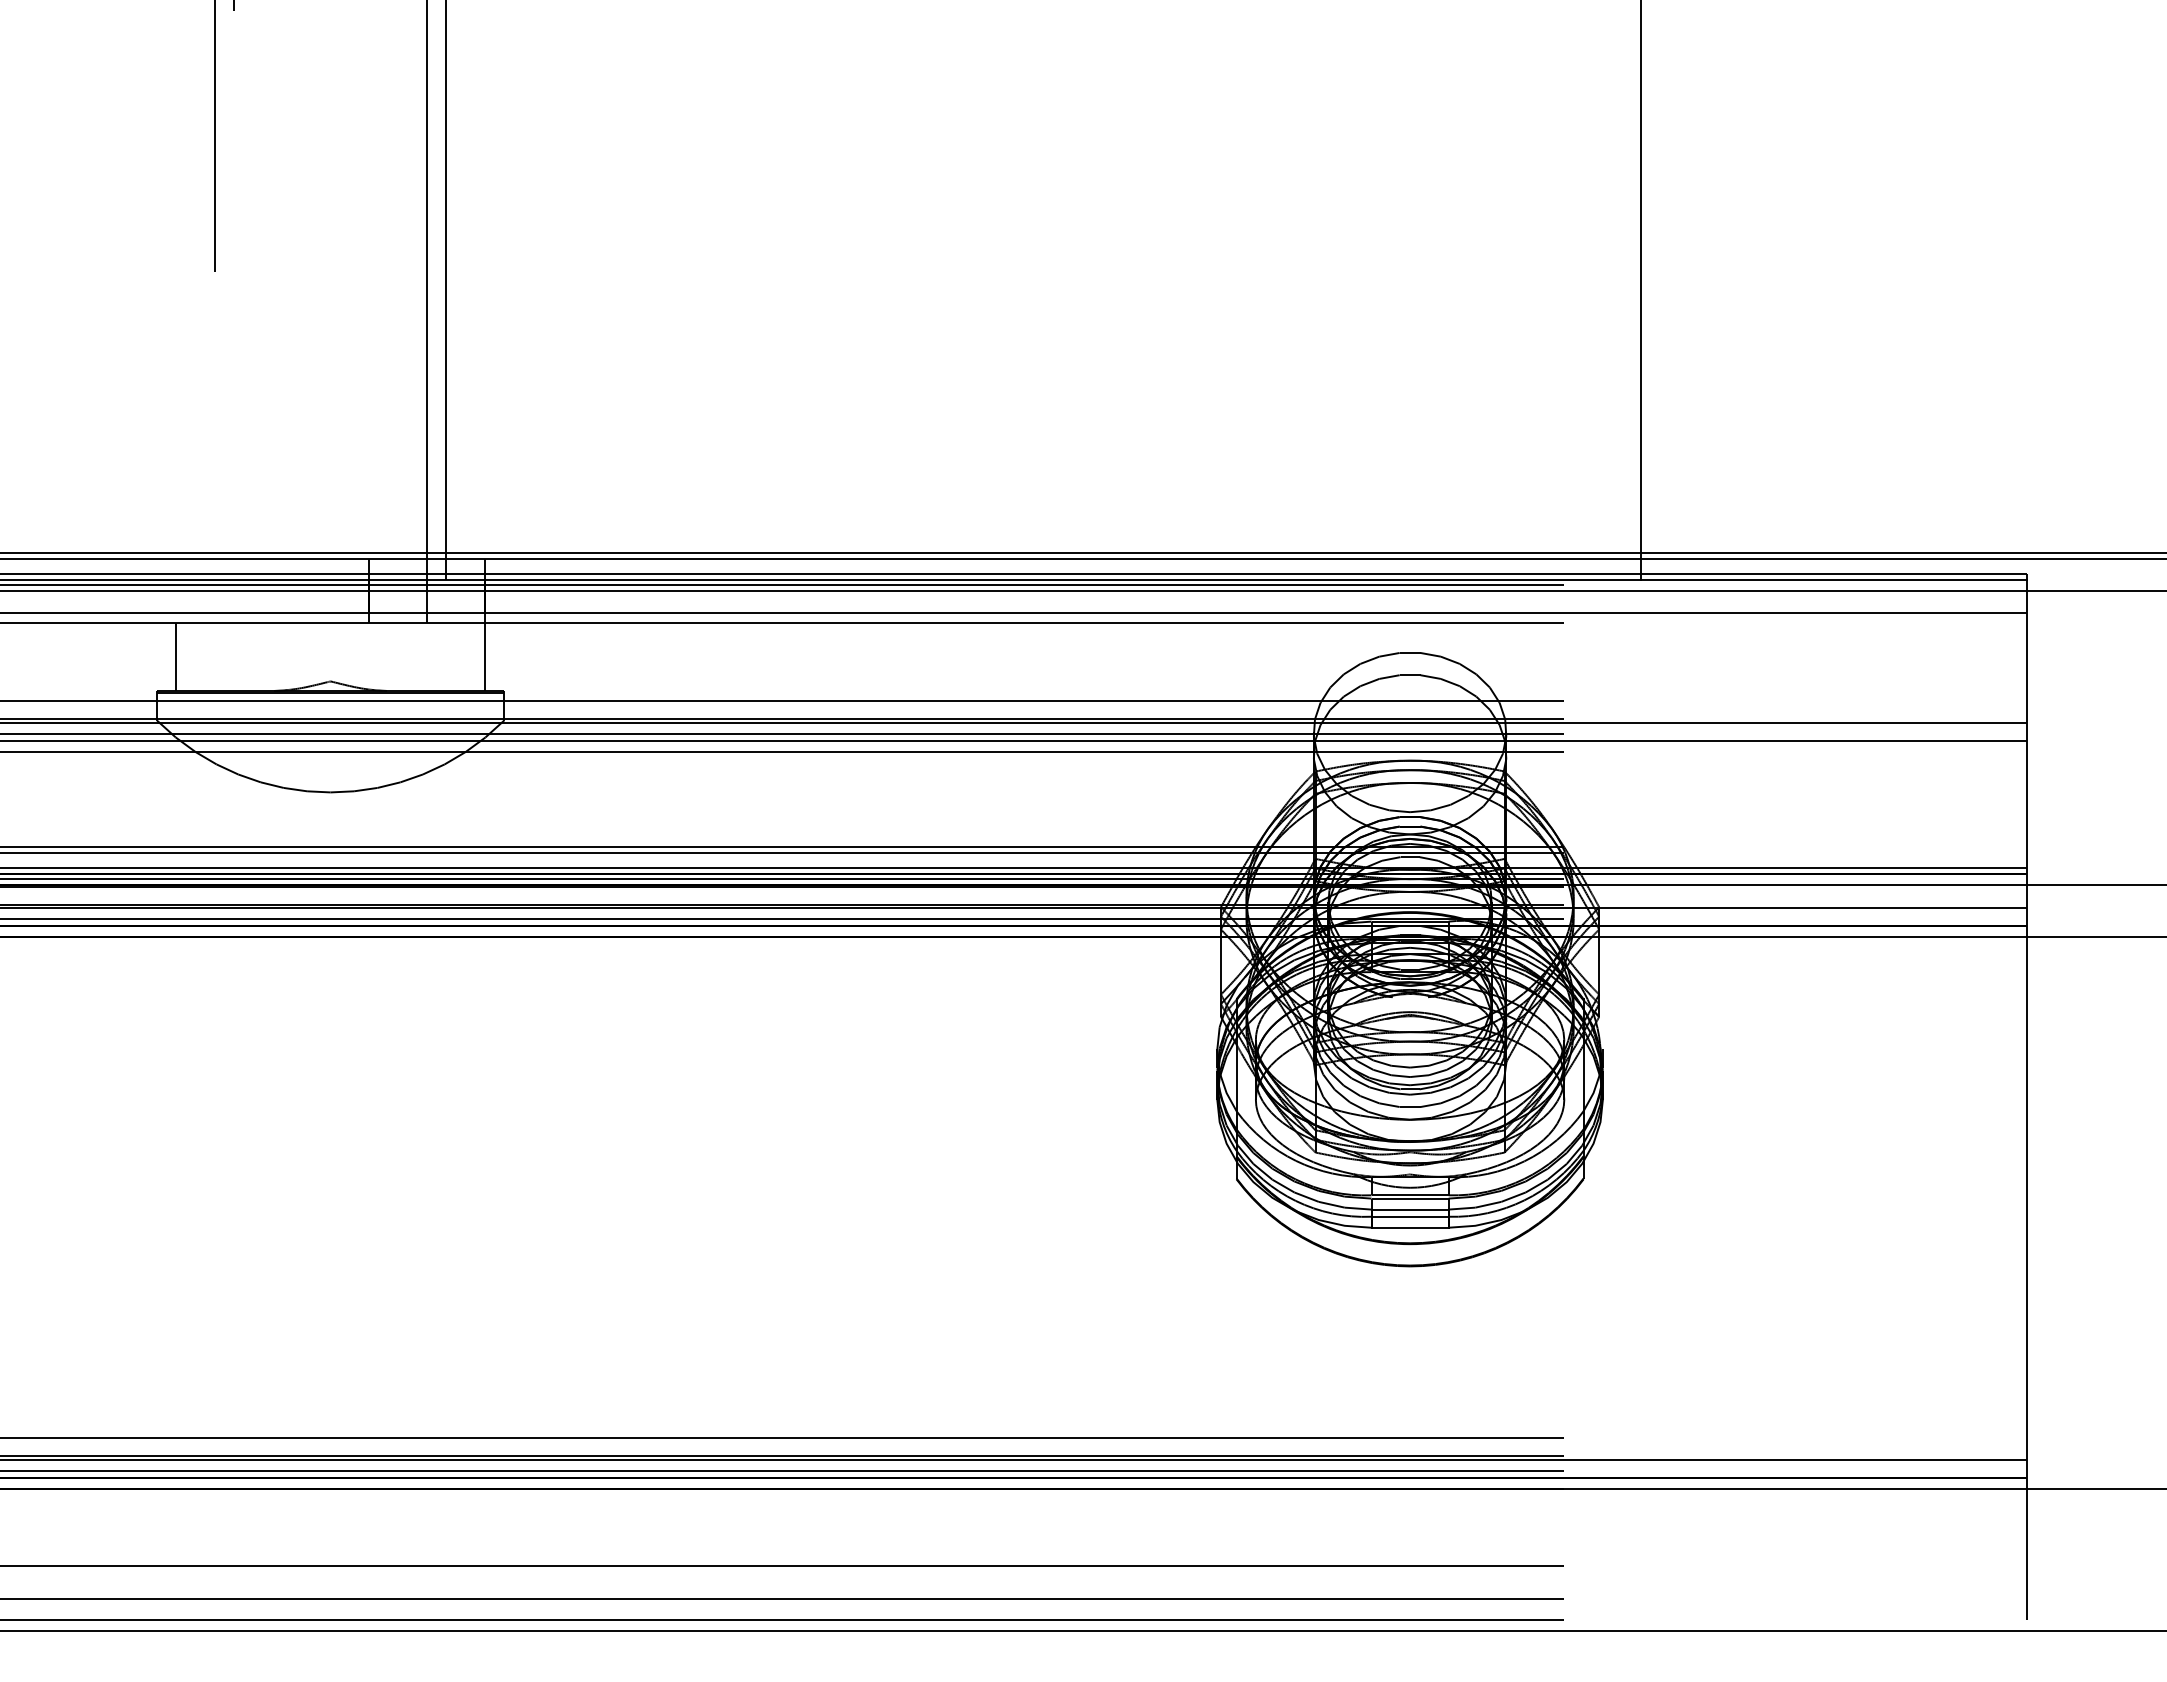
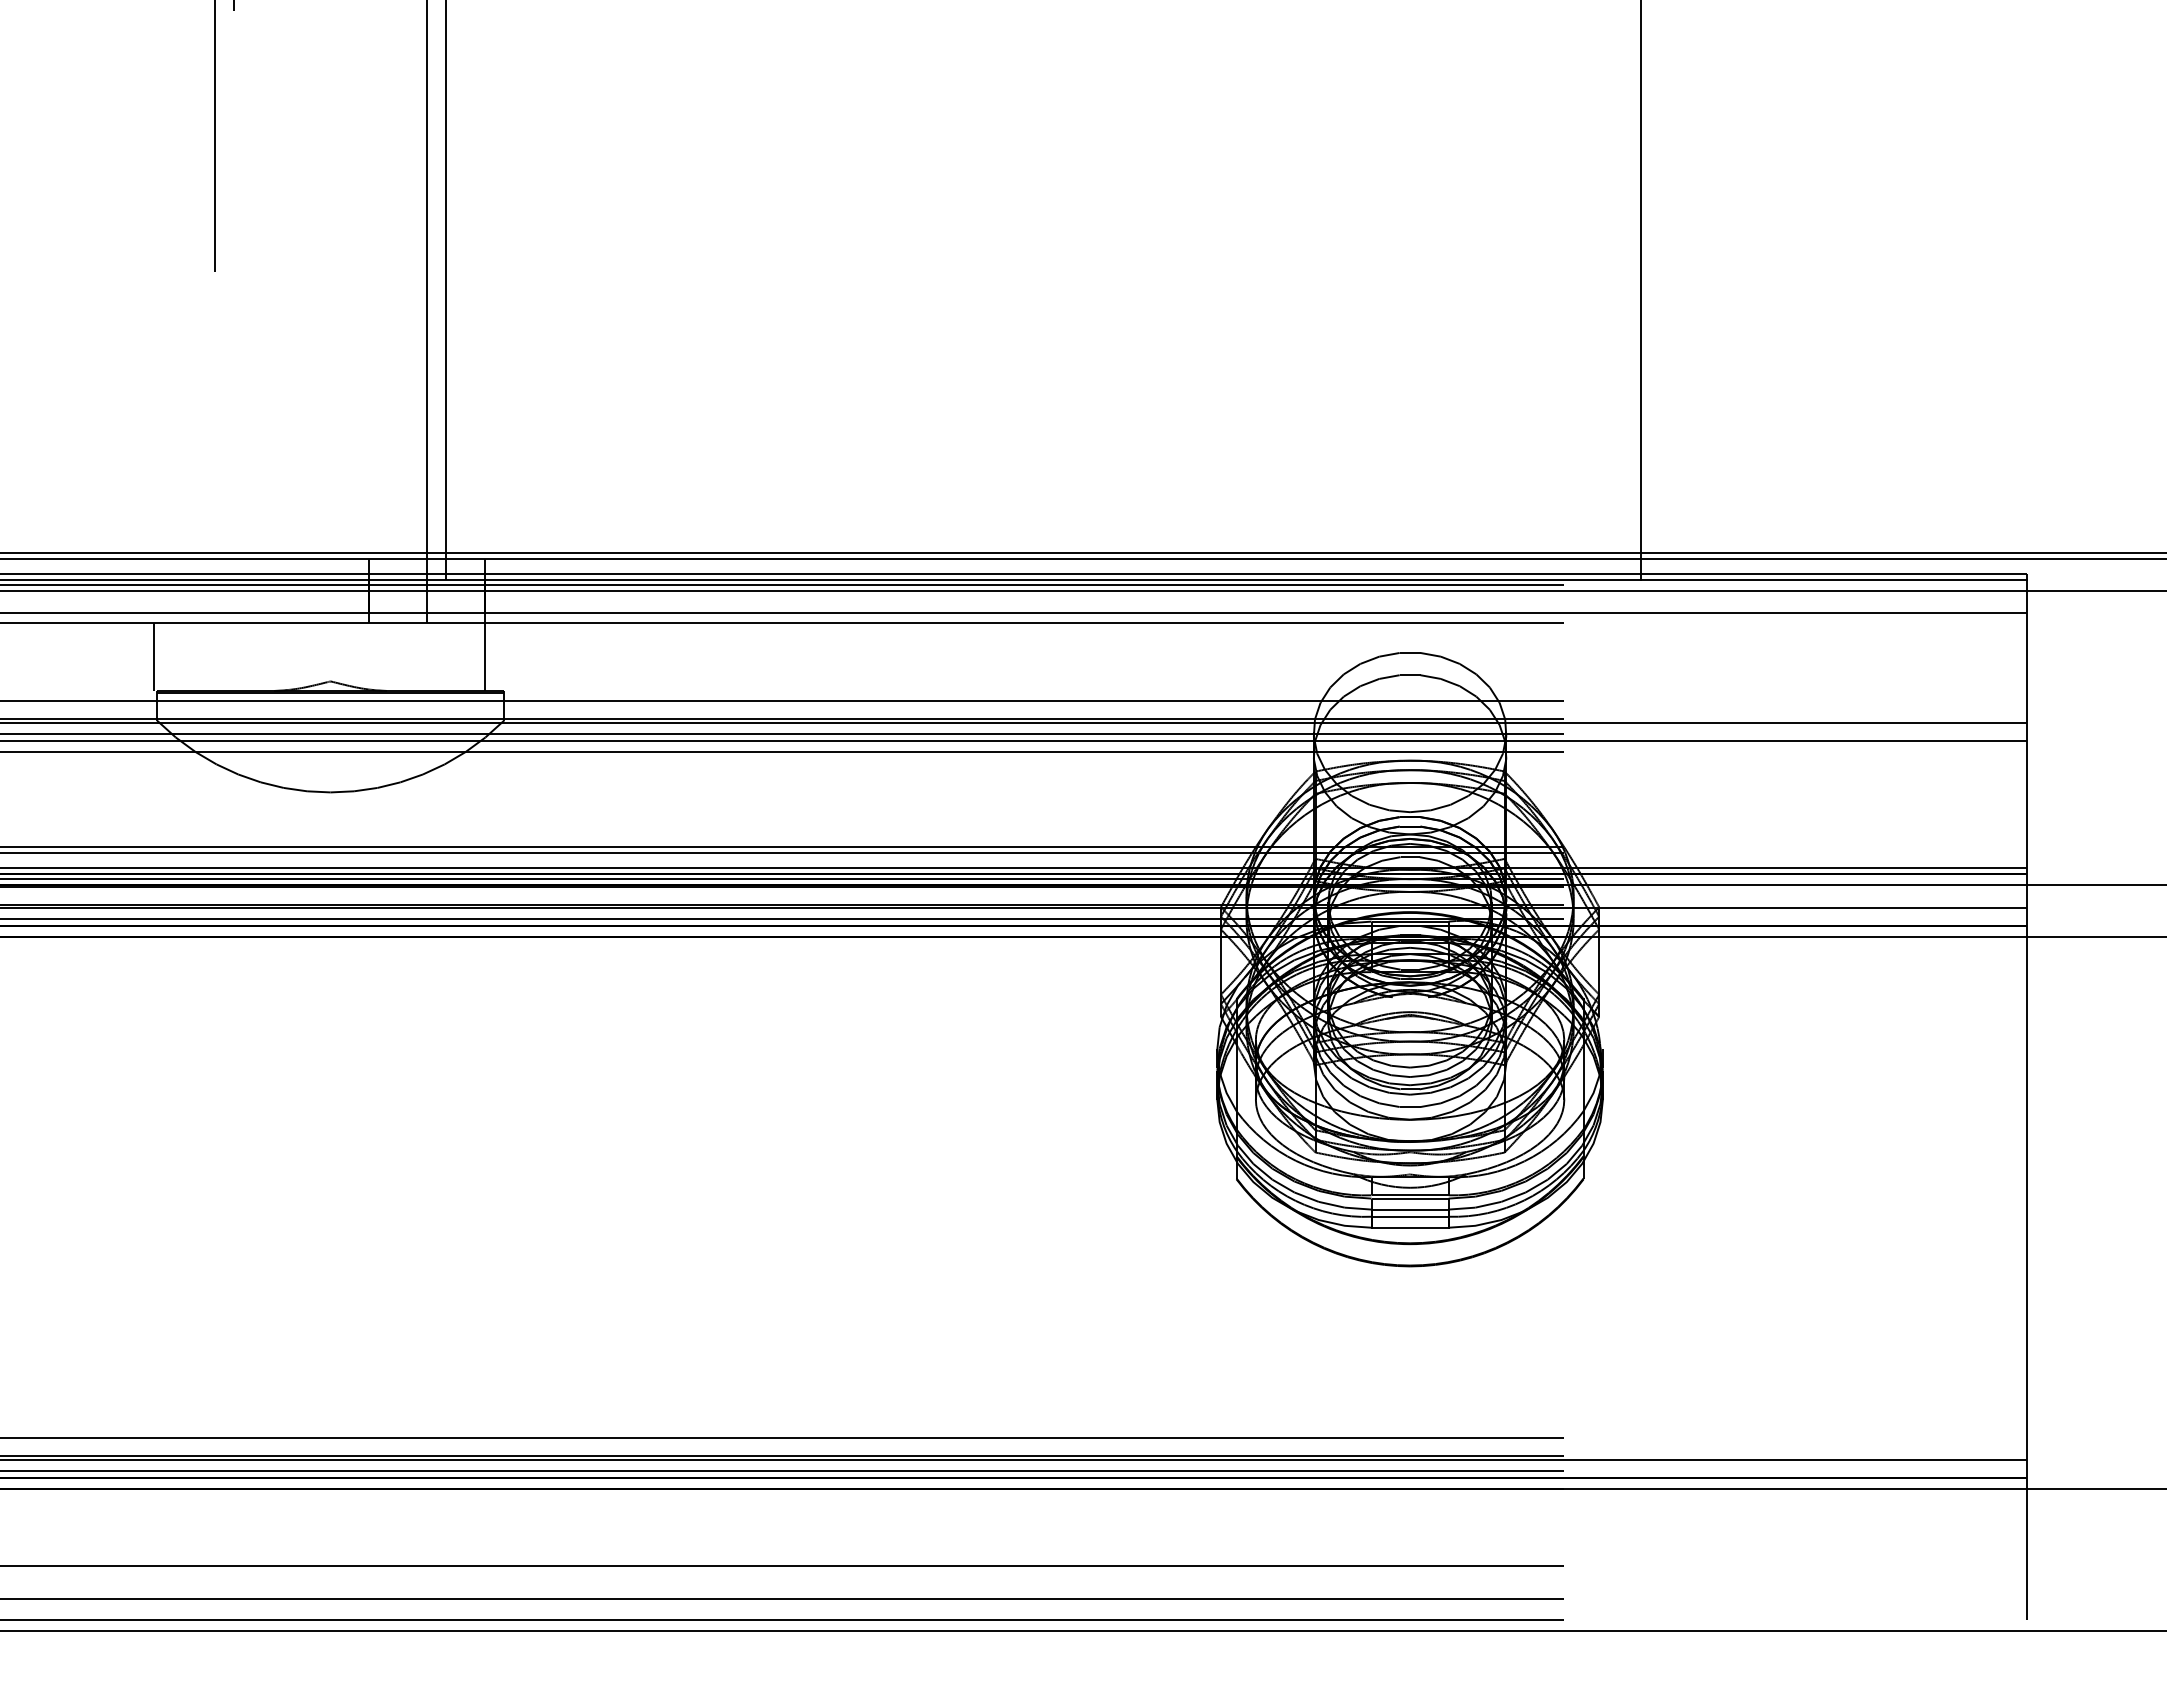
line position: (176, 656) -> (154, 656) (154, 656)
